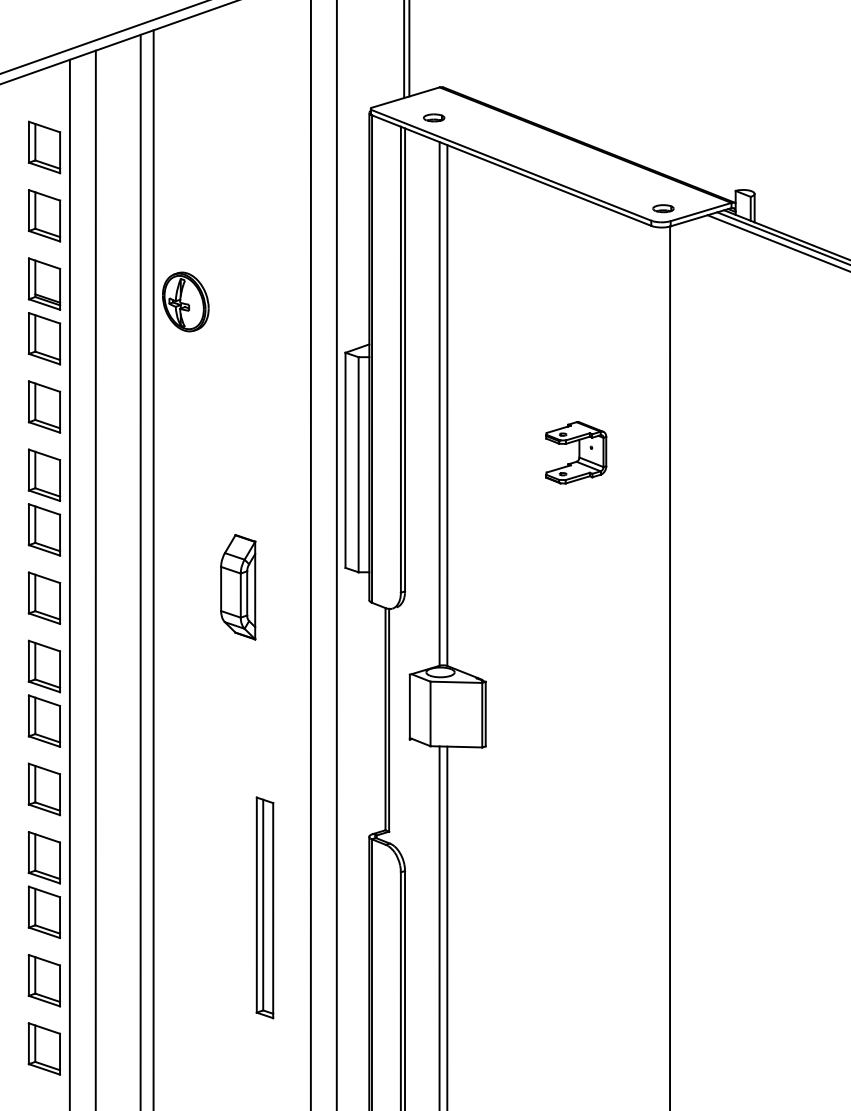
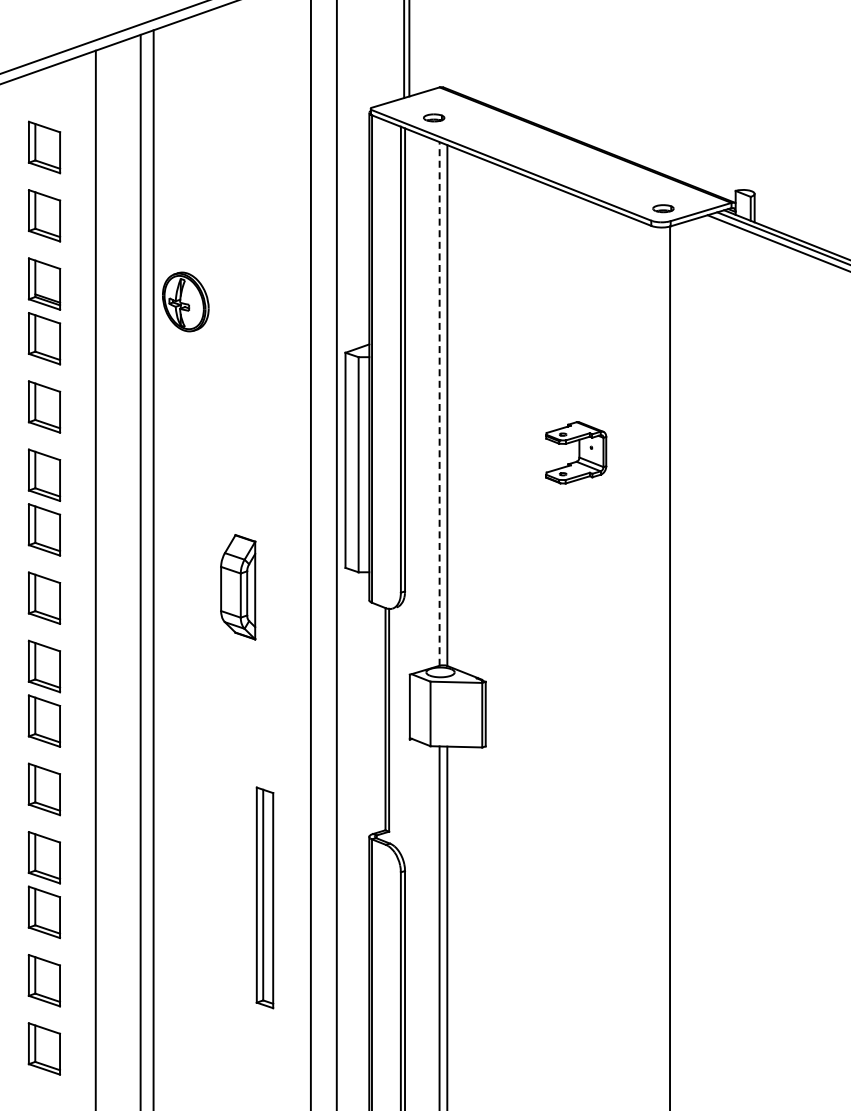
line: solid -> dashed (439, 403)
line: present -> none (69, 583)
part position: (264, 907) -> (264, 897) (264, 897)
